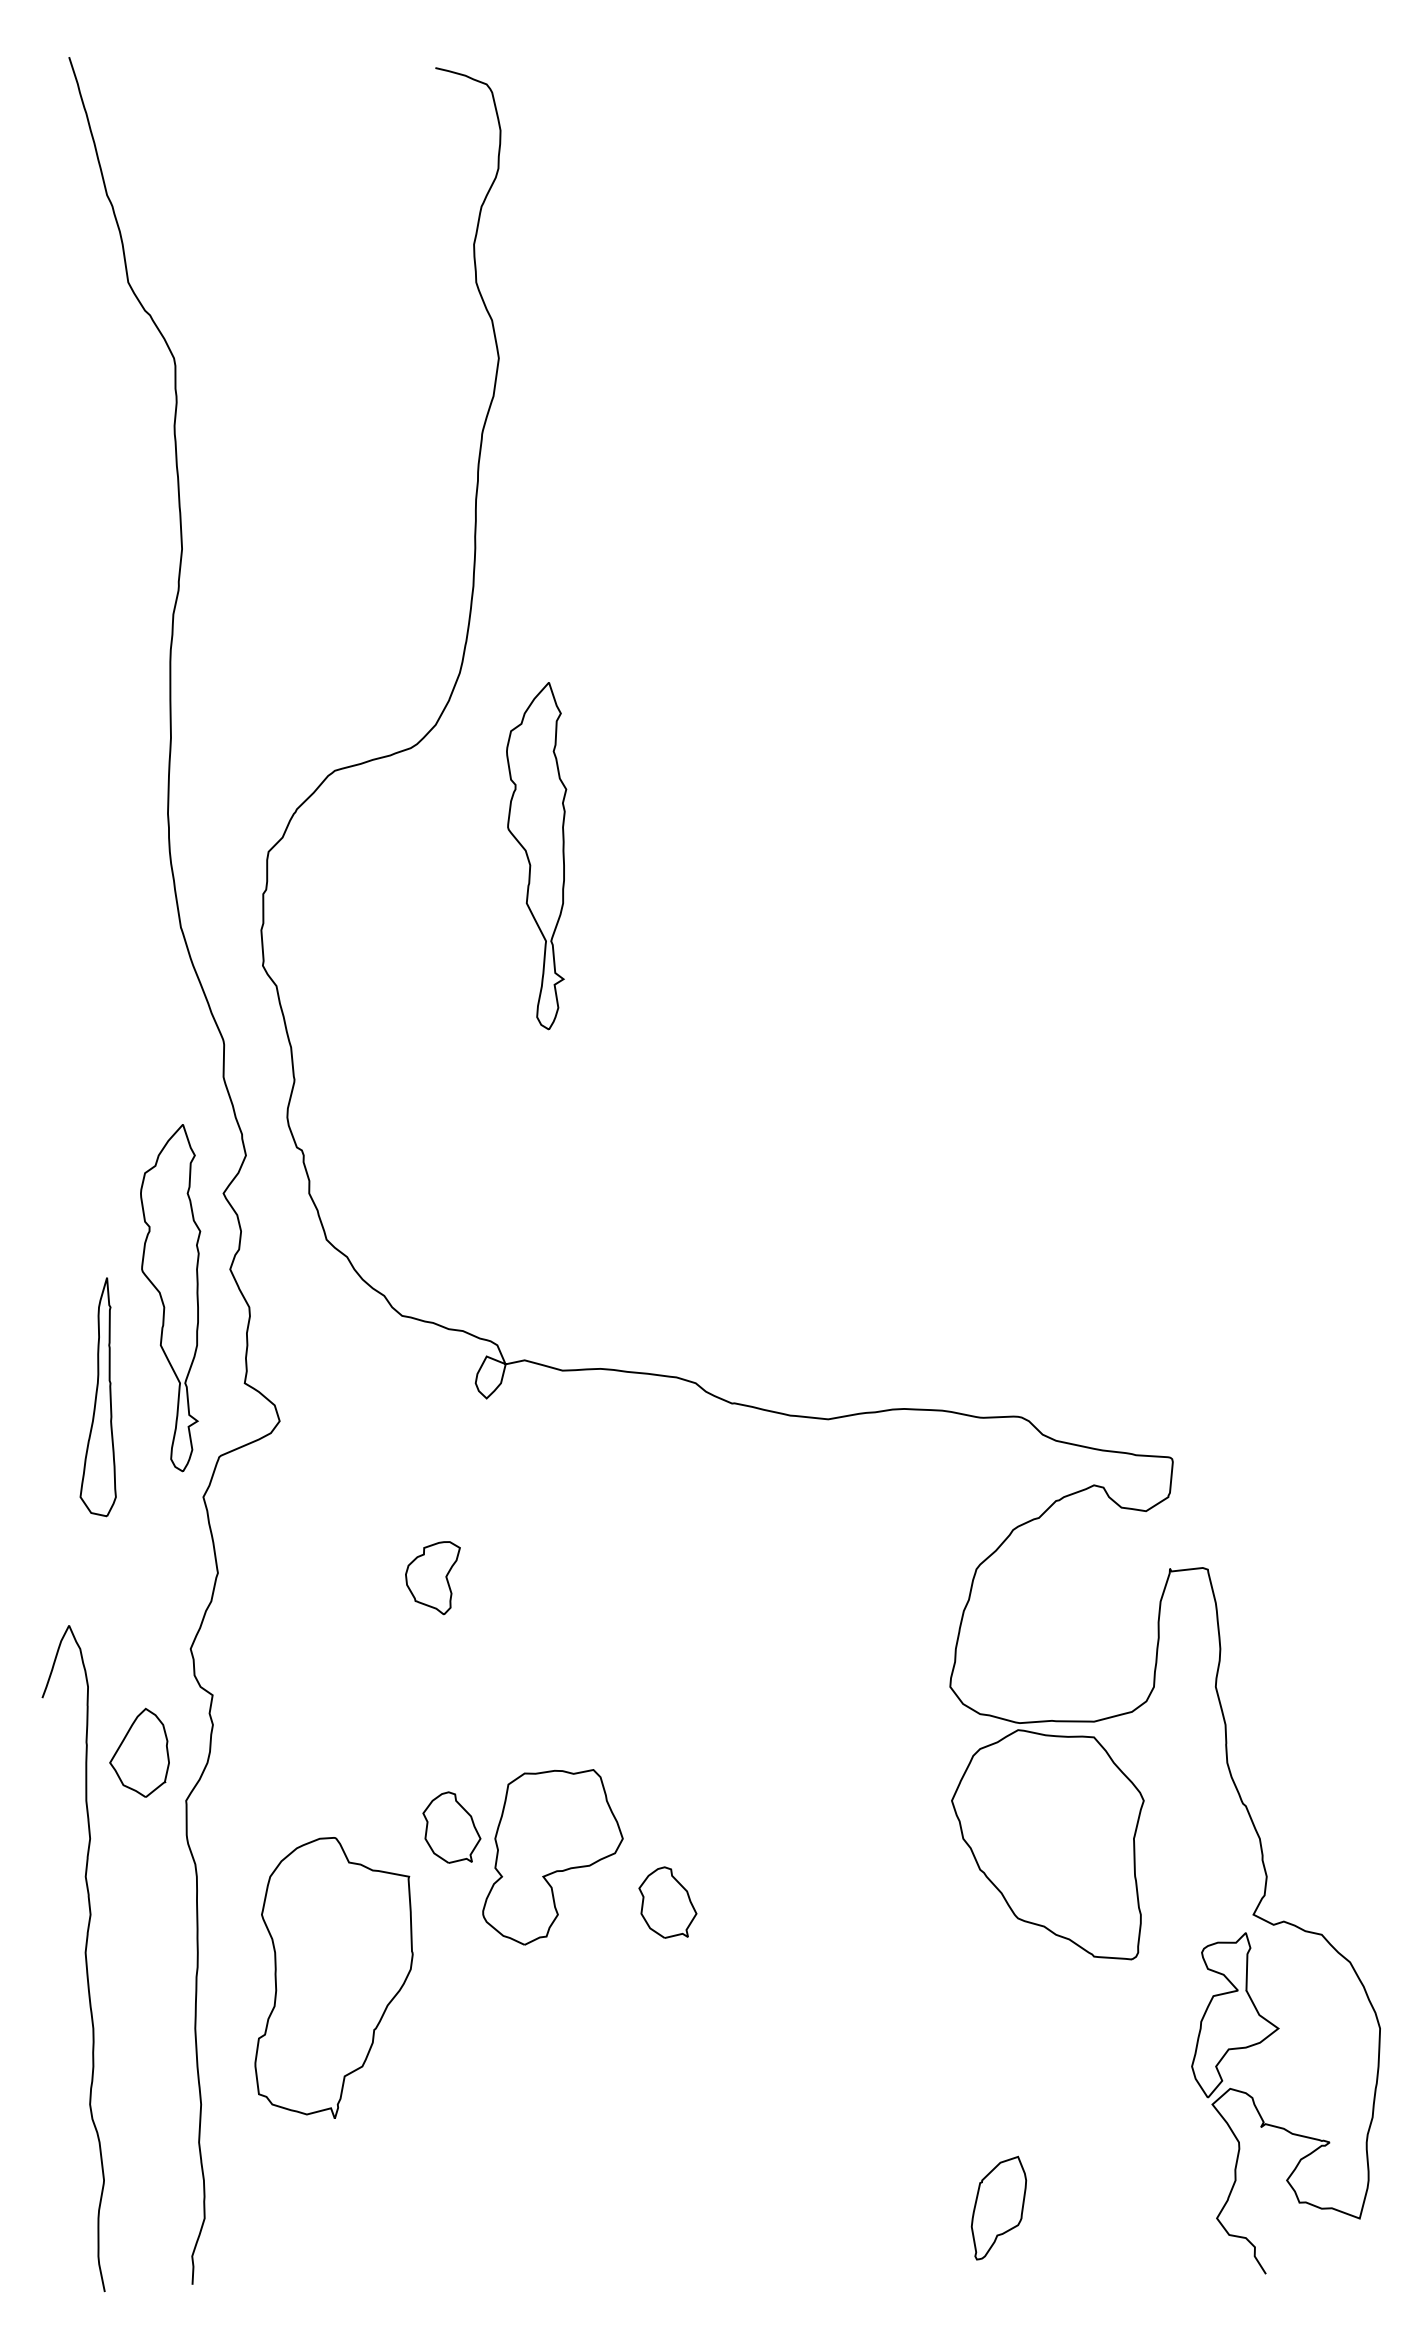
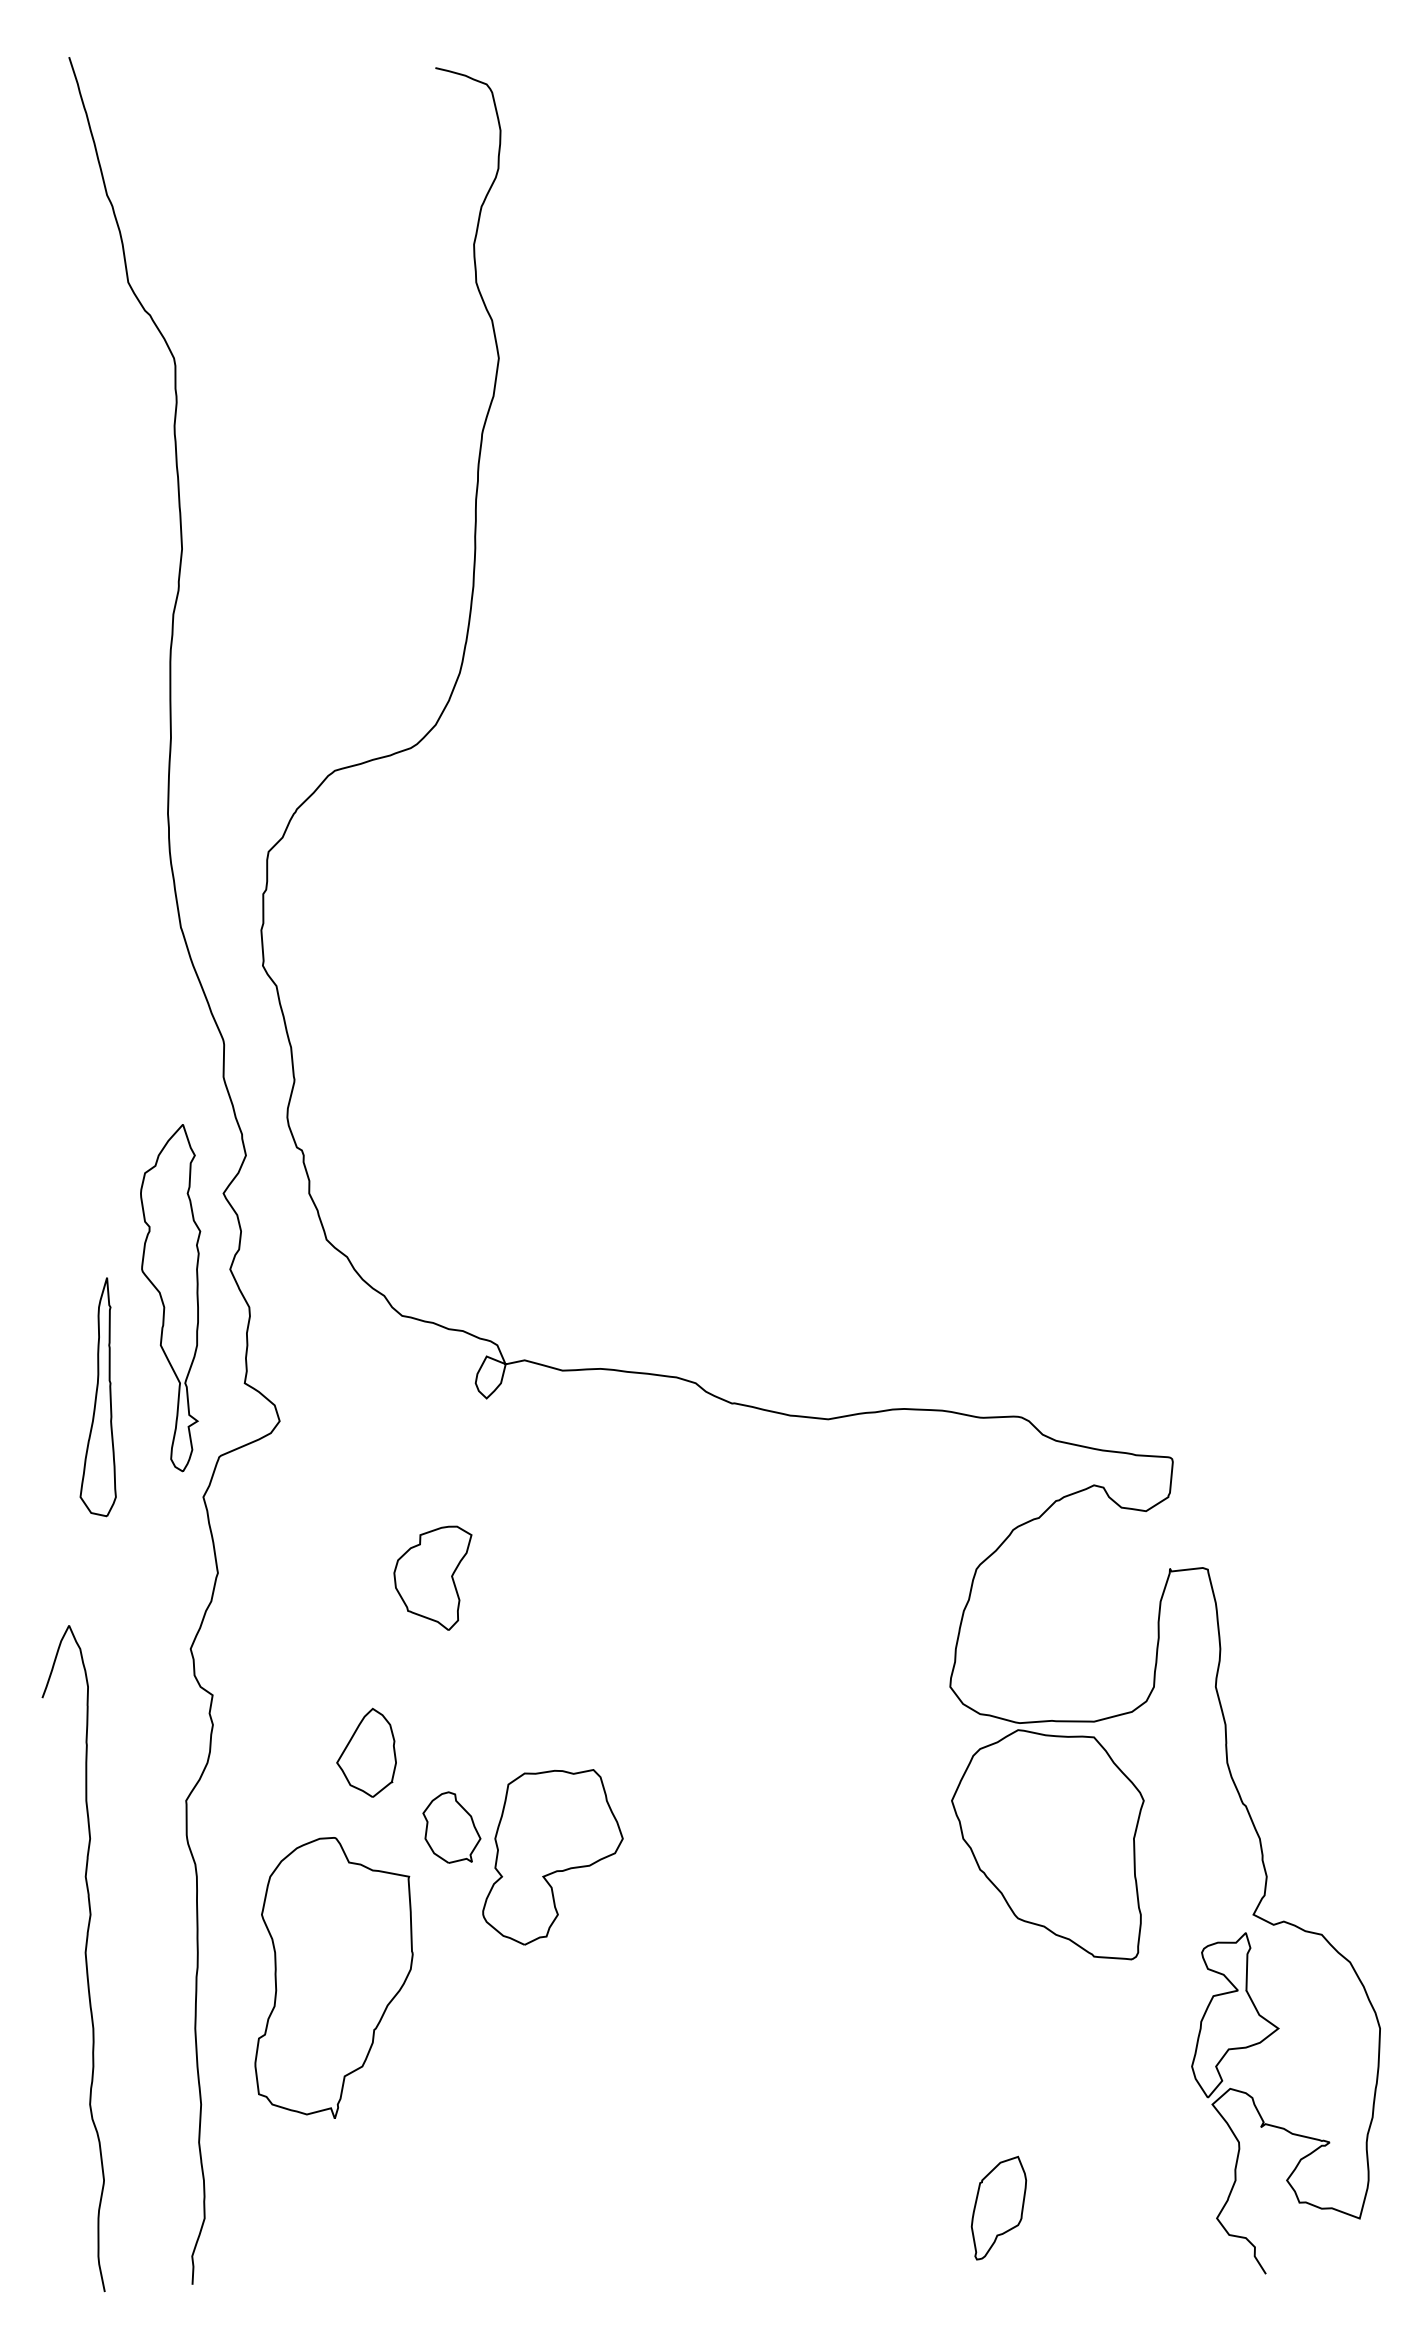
part: present -> none (536, 856)
part size: 56x75 px -> 80x106 px (432, 1577)
part position: (139, 1752) -> (366, 1752) (366, 1752)
part: present -> none (667, 1902)
